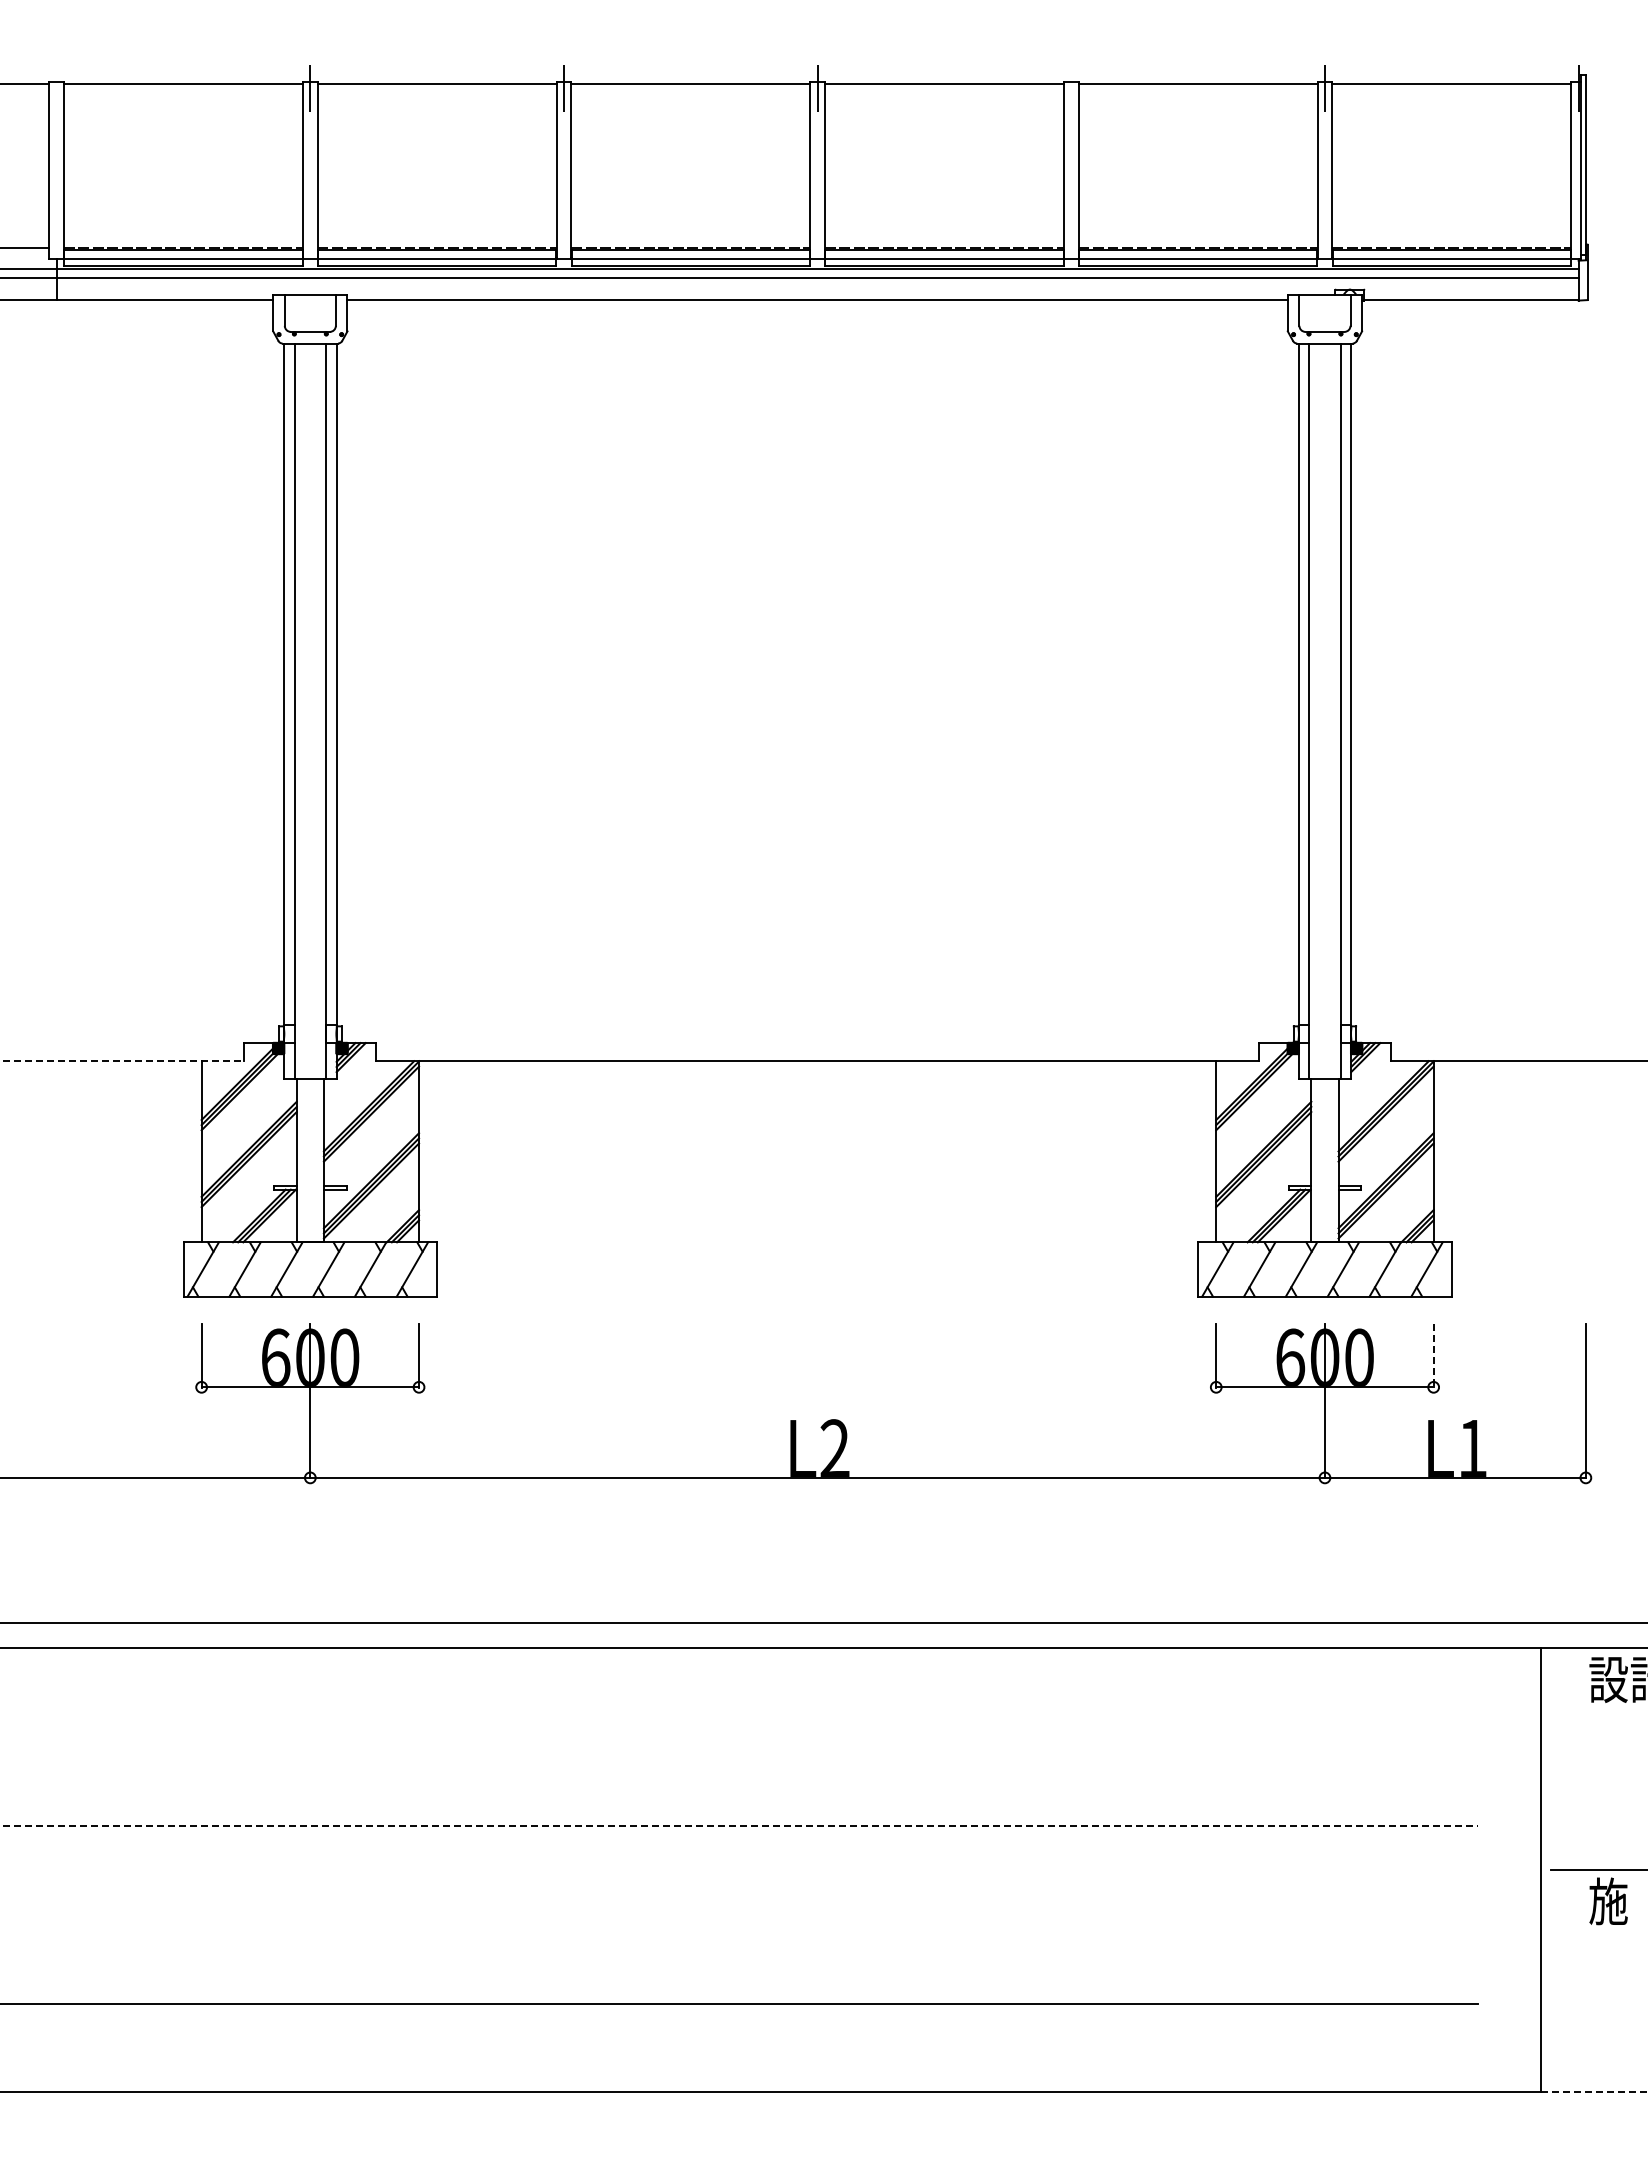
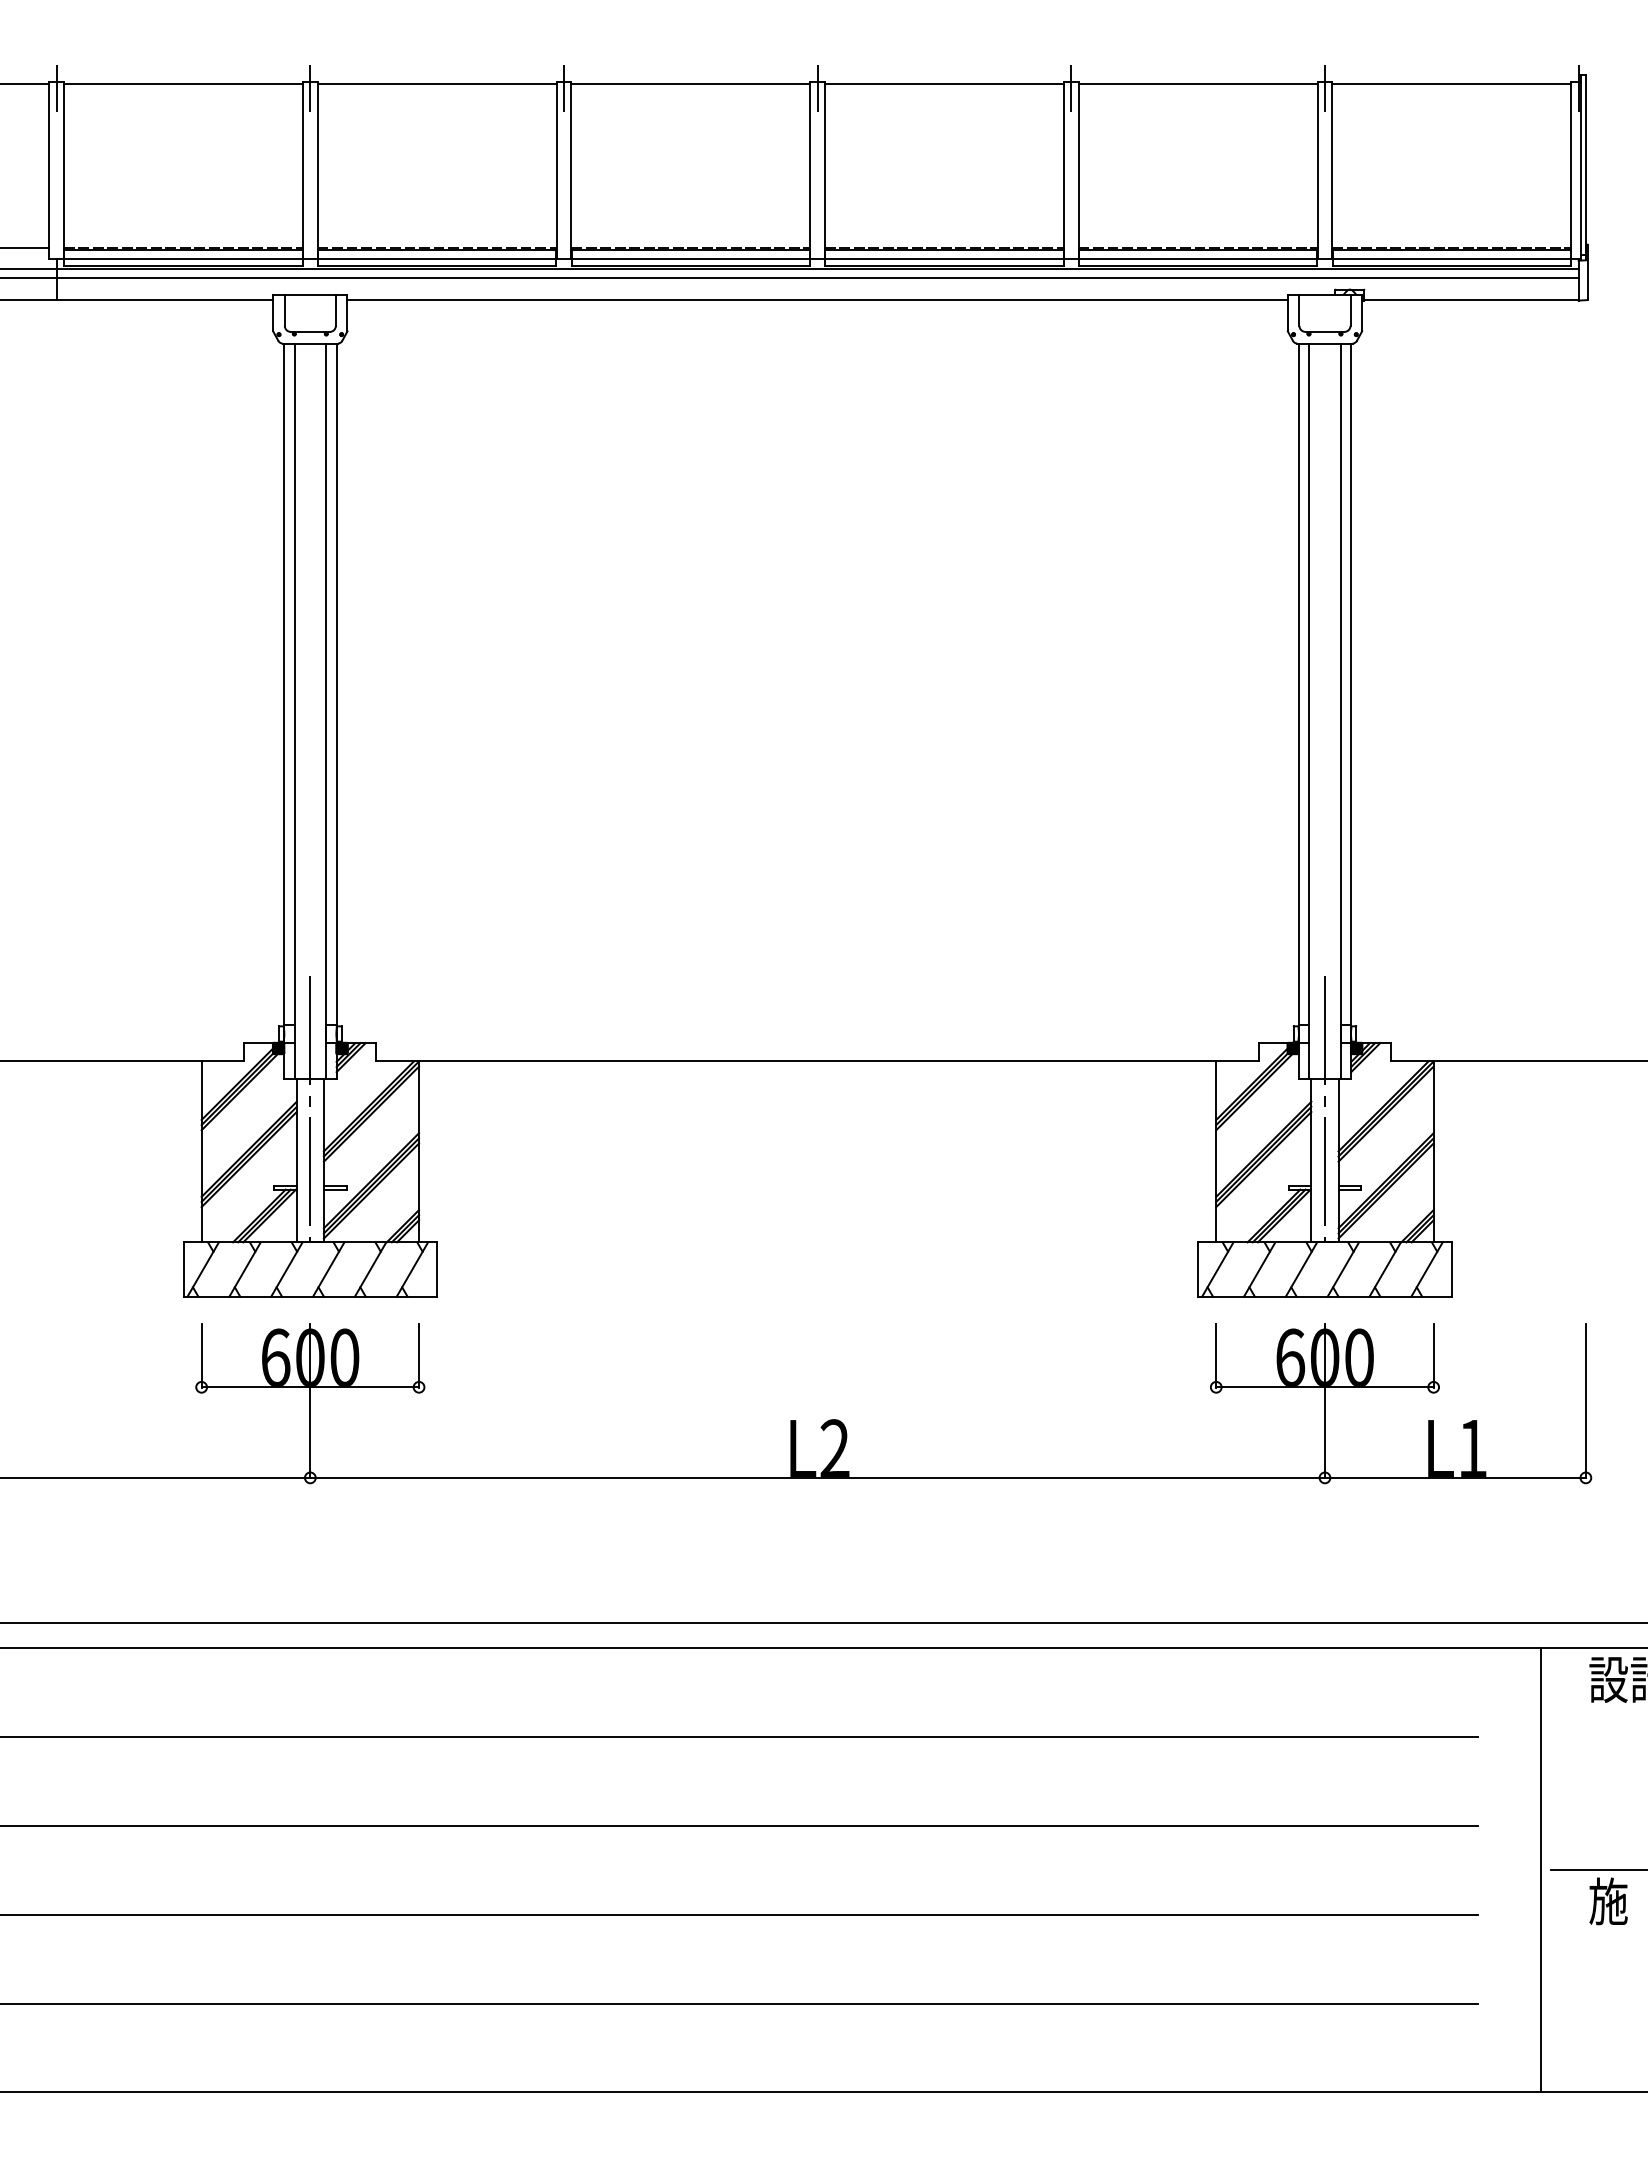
line: none -> present (56, 87)
line: none -> present (1071, 87)
line: dashed -> solid (122, 1061)
line: none -> present (310, 1109)
line: none -> present (1324, 1109)
line: dashed -> solid (1433, 1355)
line: none -> present (739, 1737)
line: dashed -> solid (739, 1825)
line: none -> present (739, 1914)
line: dashed -> solid (1594, 2092)
